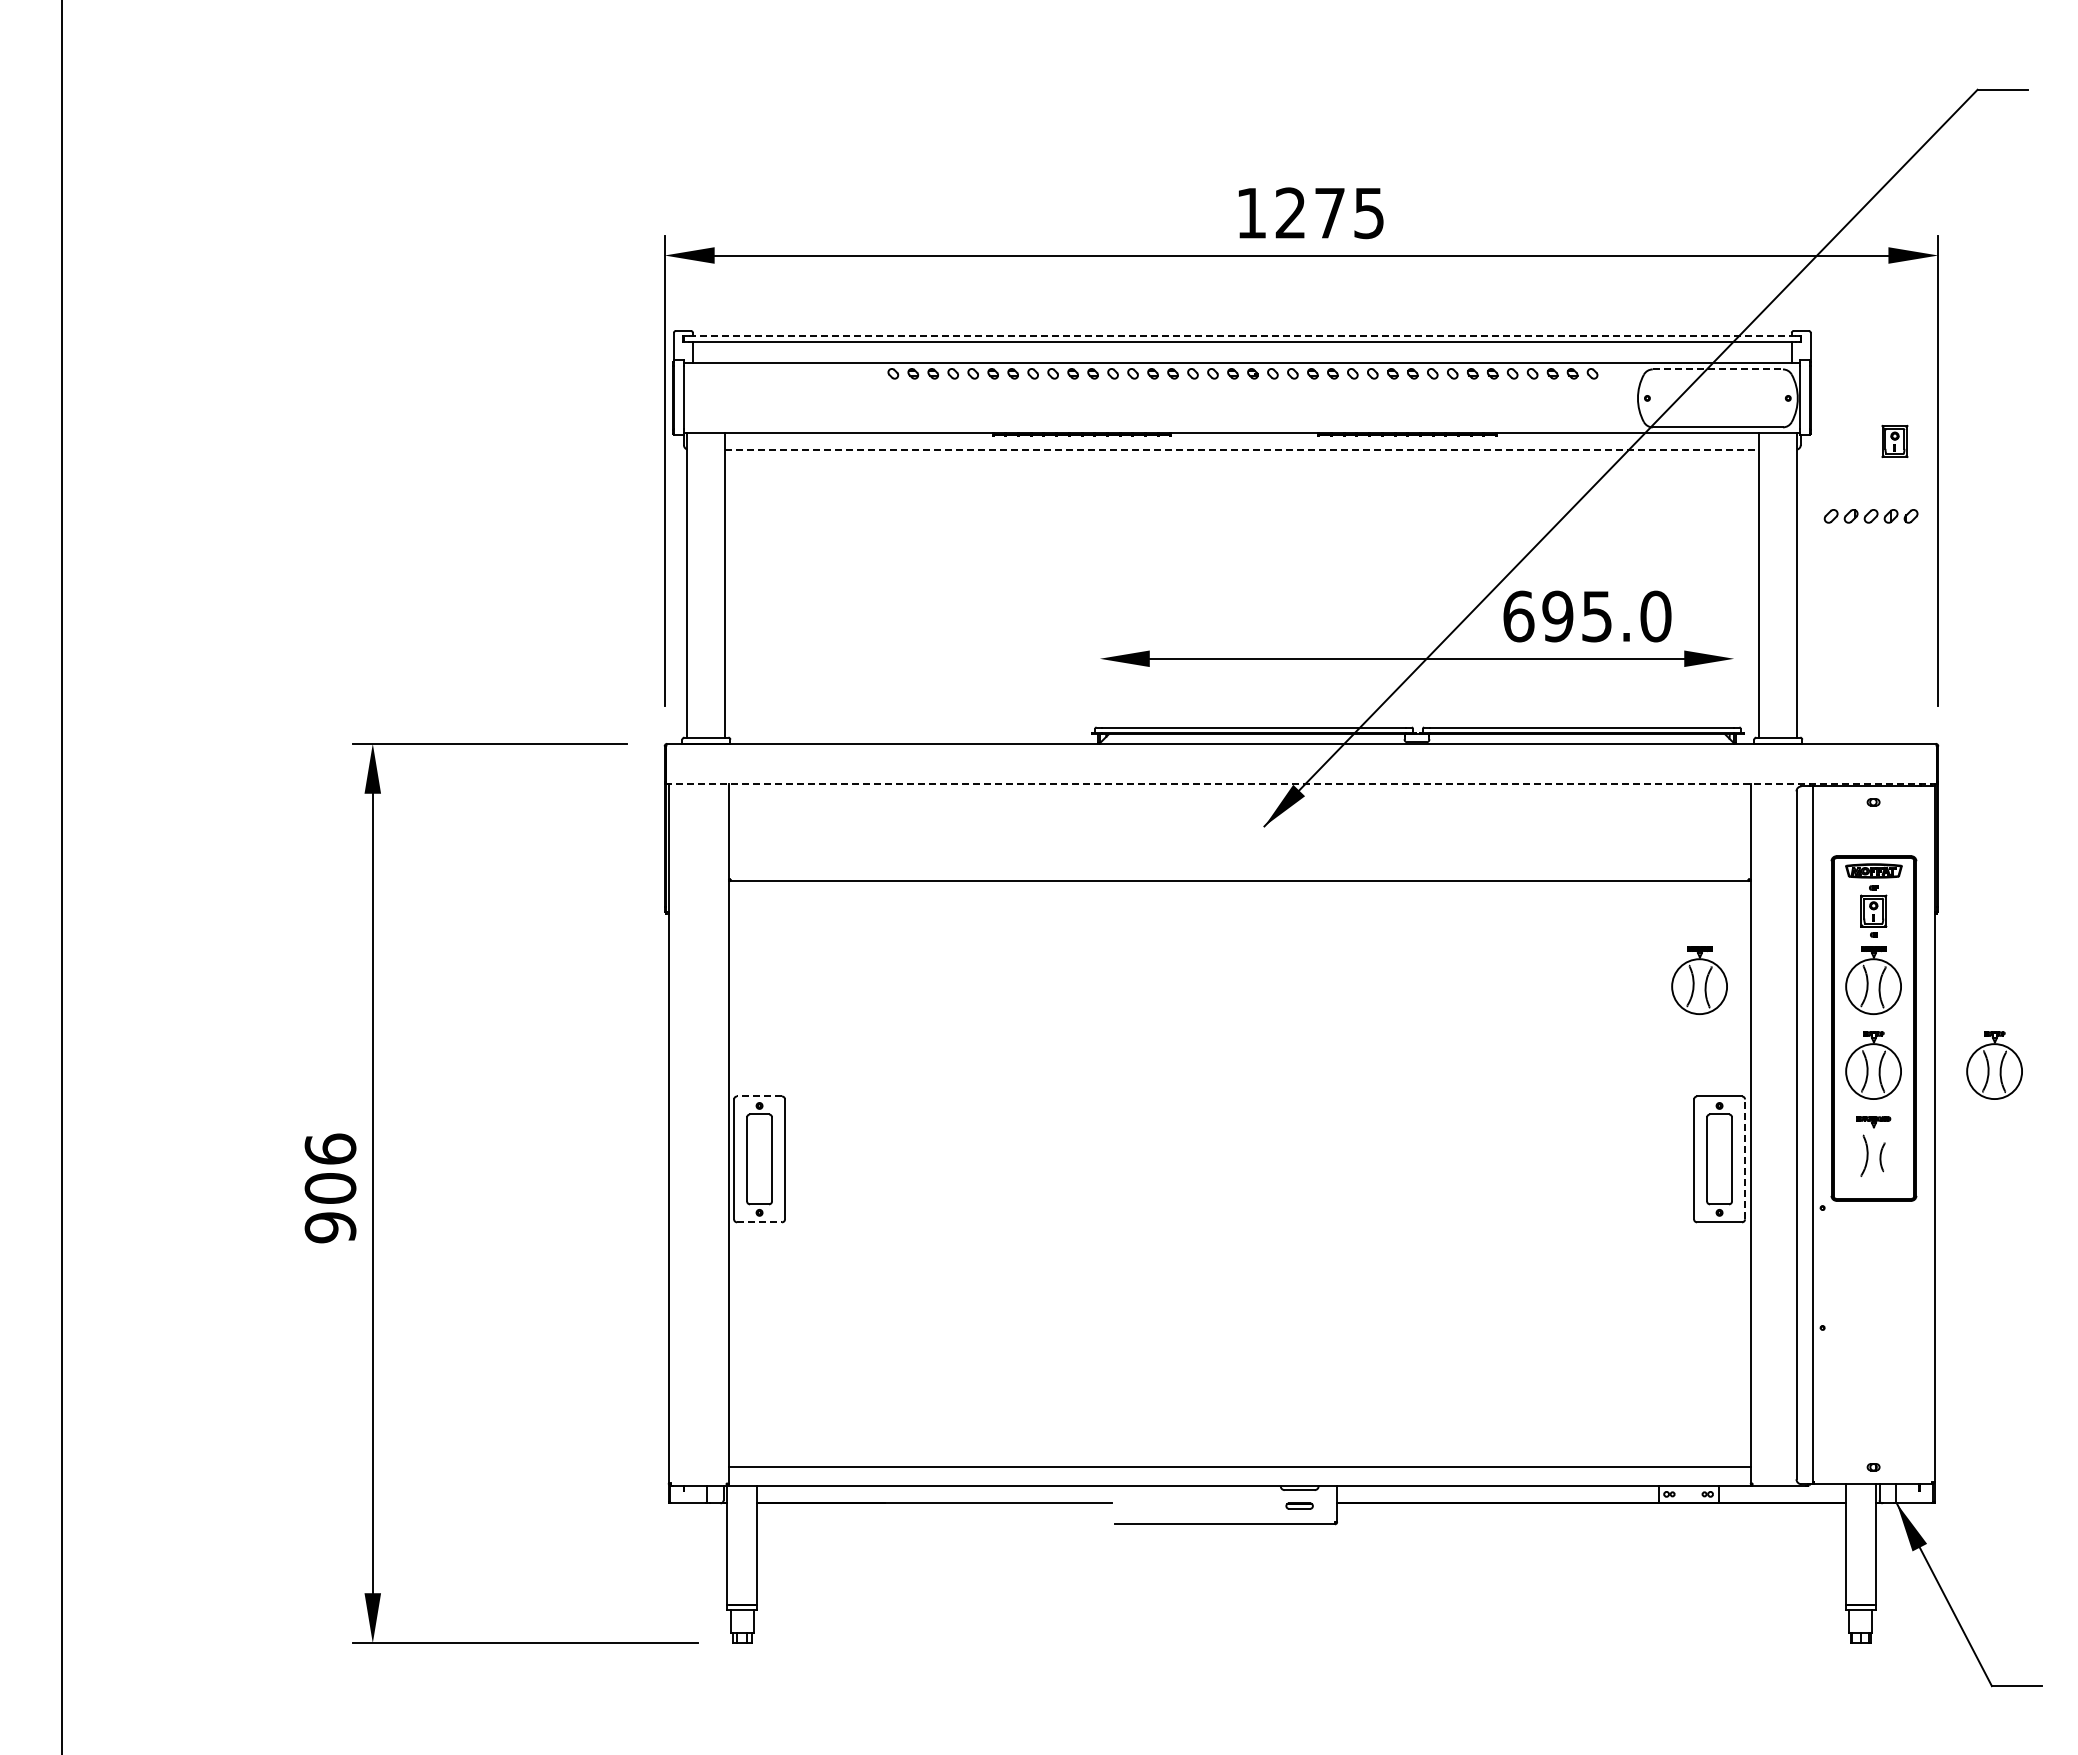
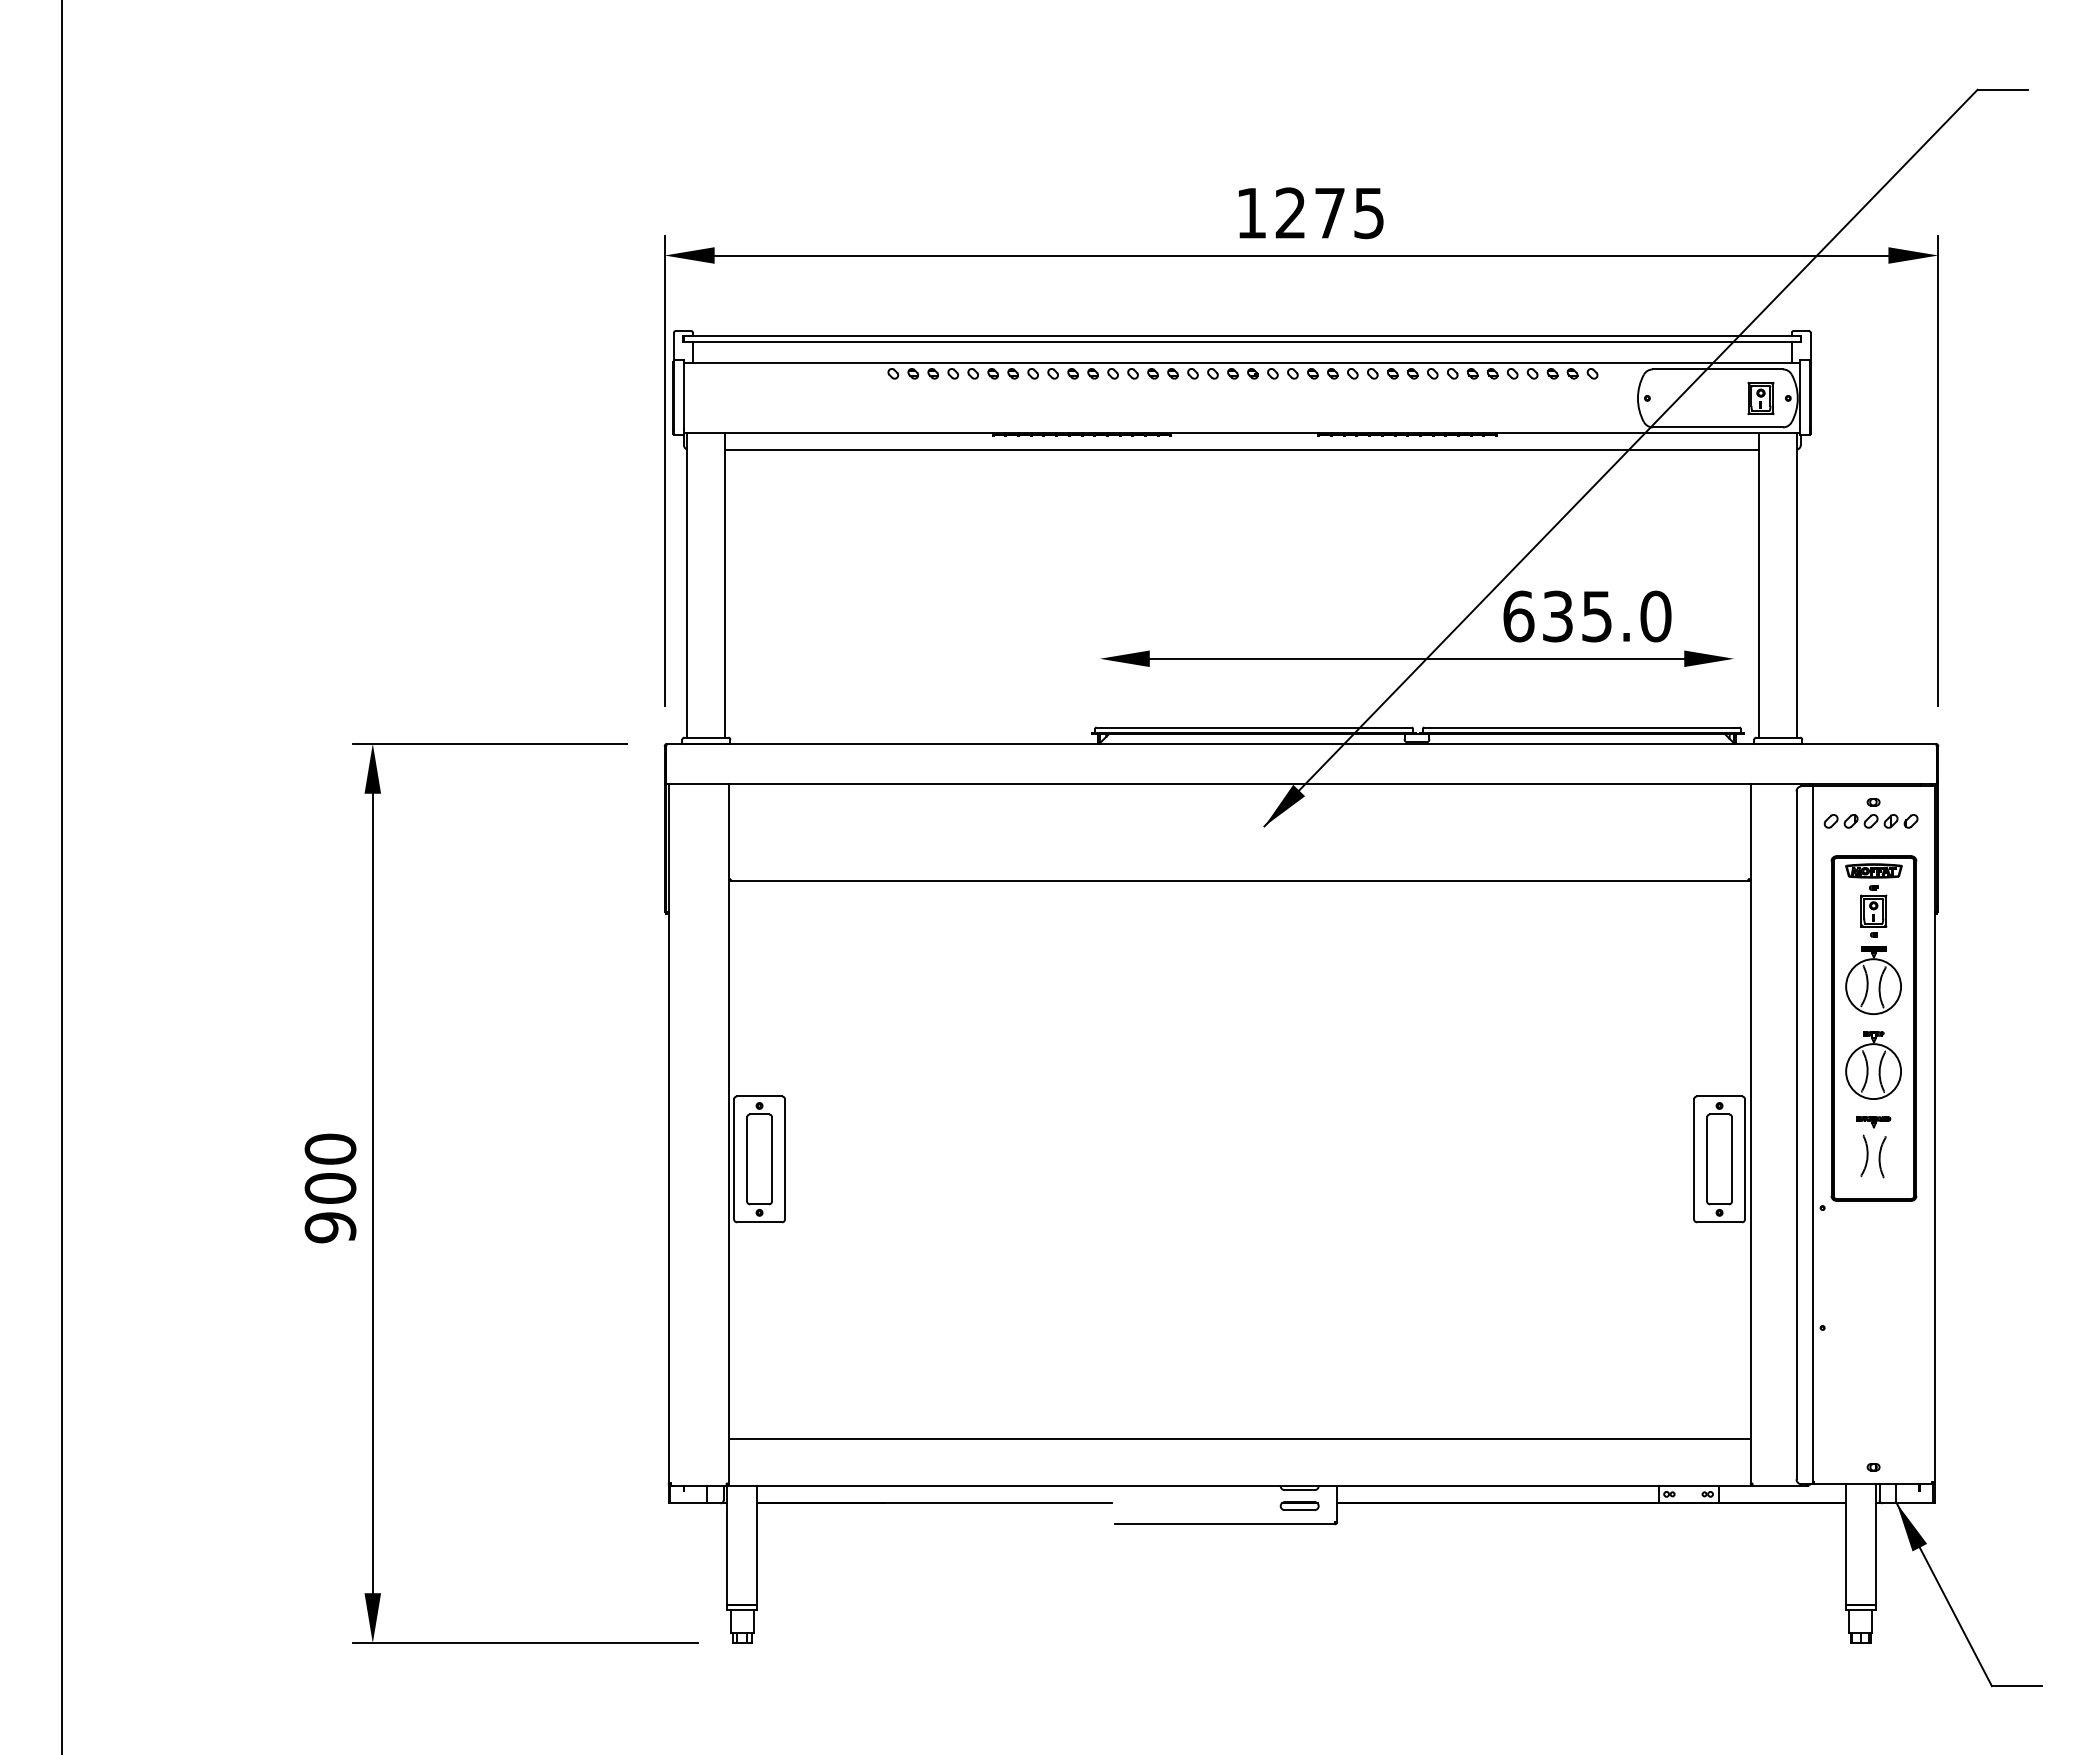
line: dashed -> solid (1241, 335)
line: dashed -> solid (1718, 369)
part position: (1894, 440) -> (1760, 397) (1760, 397)
line: dashed -> solid (1242, 449)
part position: (1870, 516) -> (1870, 821) (1870, 821)
text: 695.0 -> 635.0 (1557, 616)
line: dashed -> solid (1301, 783)
part: present -> none (1699, 980)
part: present -> none (1994, 1065)
line: dashed -> solid (759, 1096)
text: 906 -> 900 (330, 1148)
part size: 7x31 px -> 9x43 px (1882, 1157)
line: dashed -> solid (1745, 1159)
line: dashed -> solid (760, 1222)
line position: (1239, 1467) -> (1239, 1439) (1239, 1439)
part size: 29x8 px -> 41x10 px (1299, 1505)
